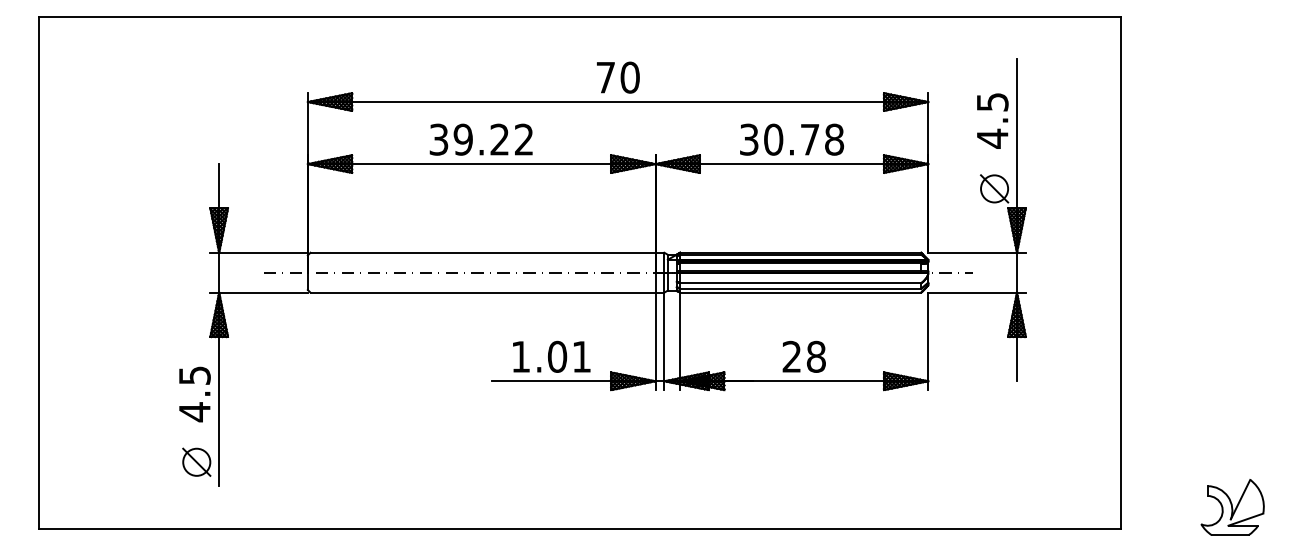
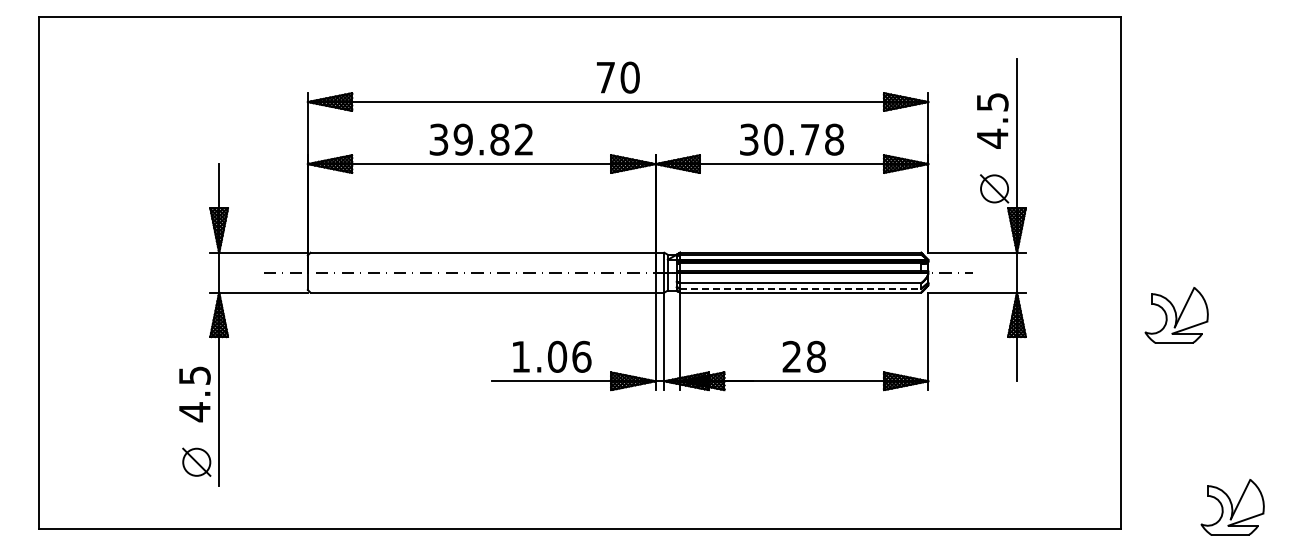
text: 39.22 -> 39.82 (499, 139)
line: solid -> dashed (800, 288)
part: none -> present (1176, 315)
text: 1.01 -> 1.06 (581, 356)
